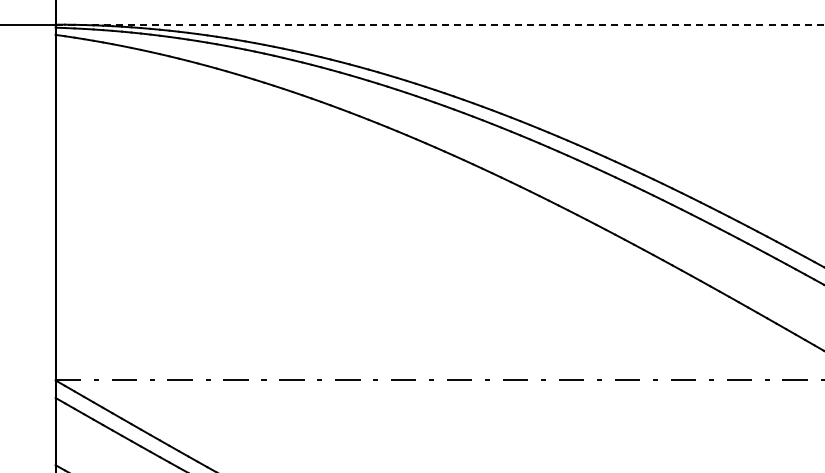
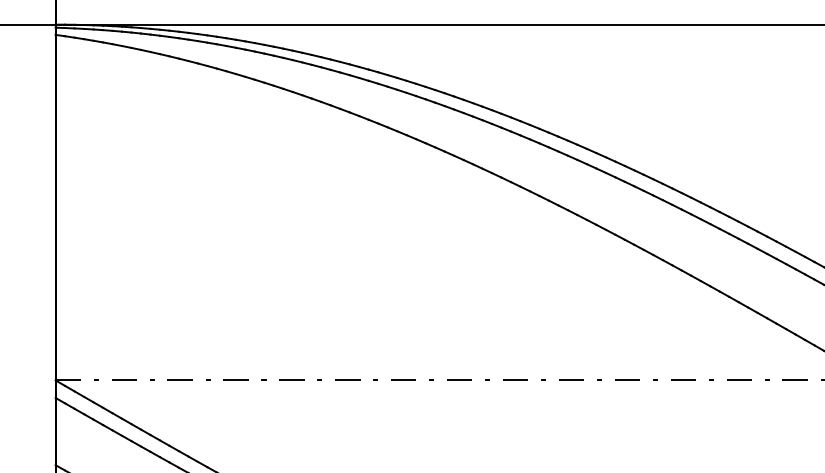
line: dashed -> solid (440, 24)
